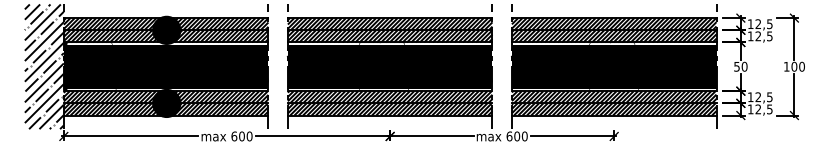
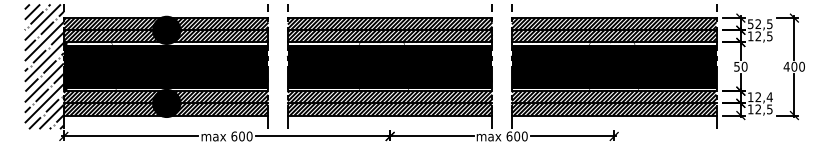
text: 12,5 -> 52,5 (750, 24)
text: 100 -> 400 (786, 66)
text: 12,5 -> 12,4 (769, 97)
